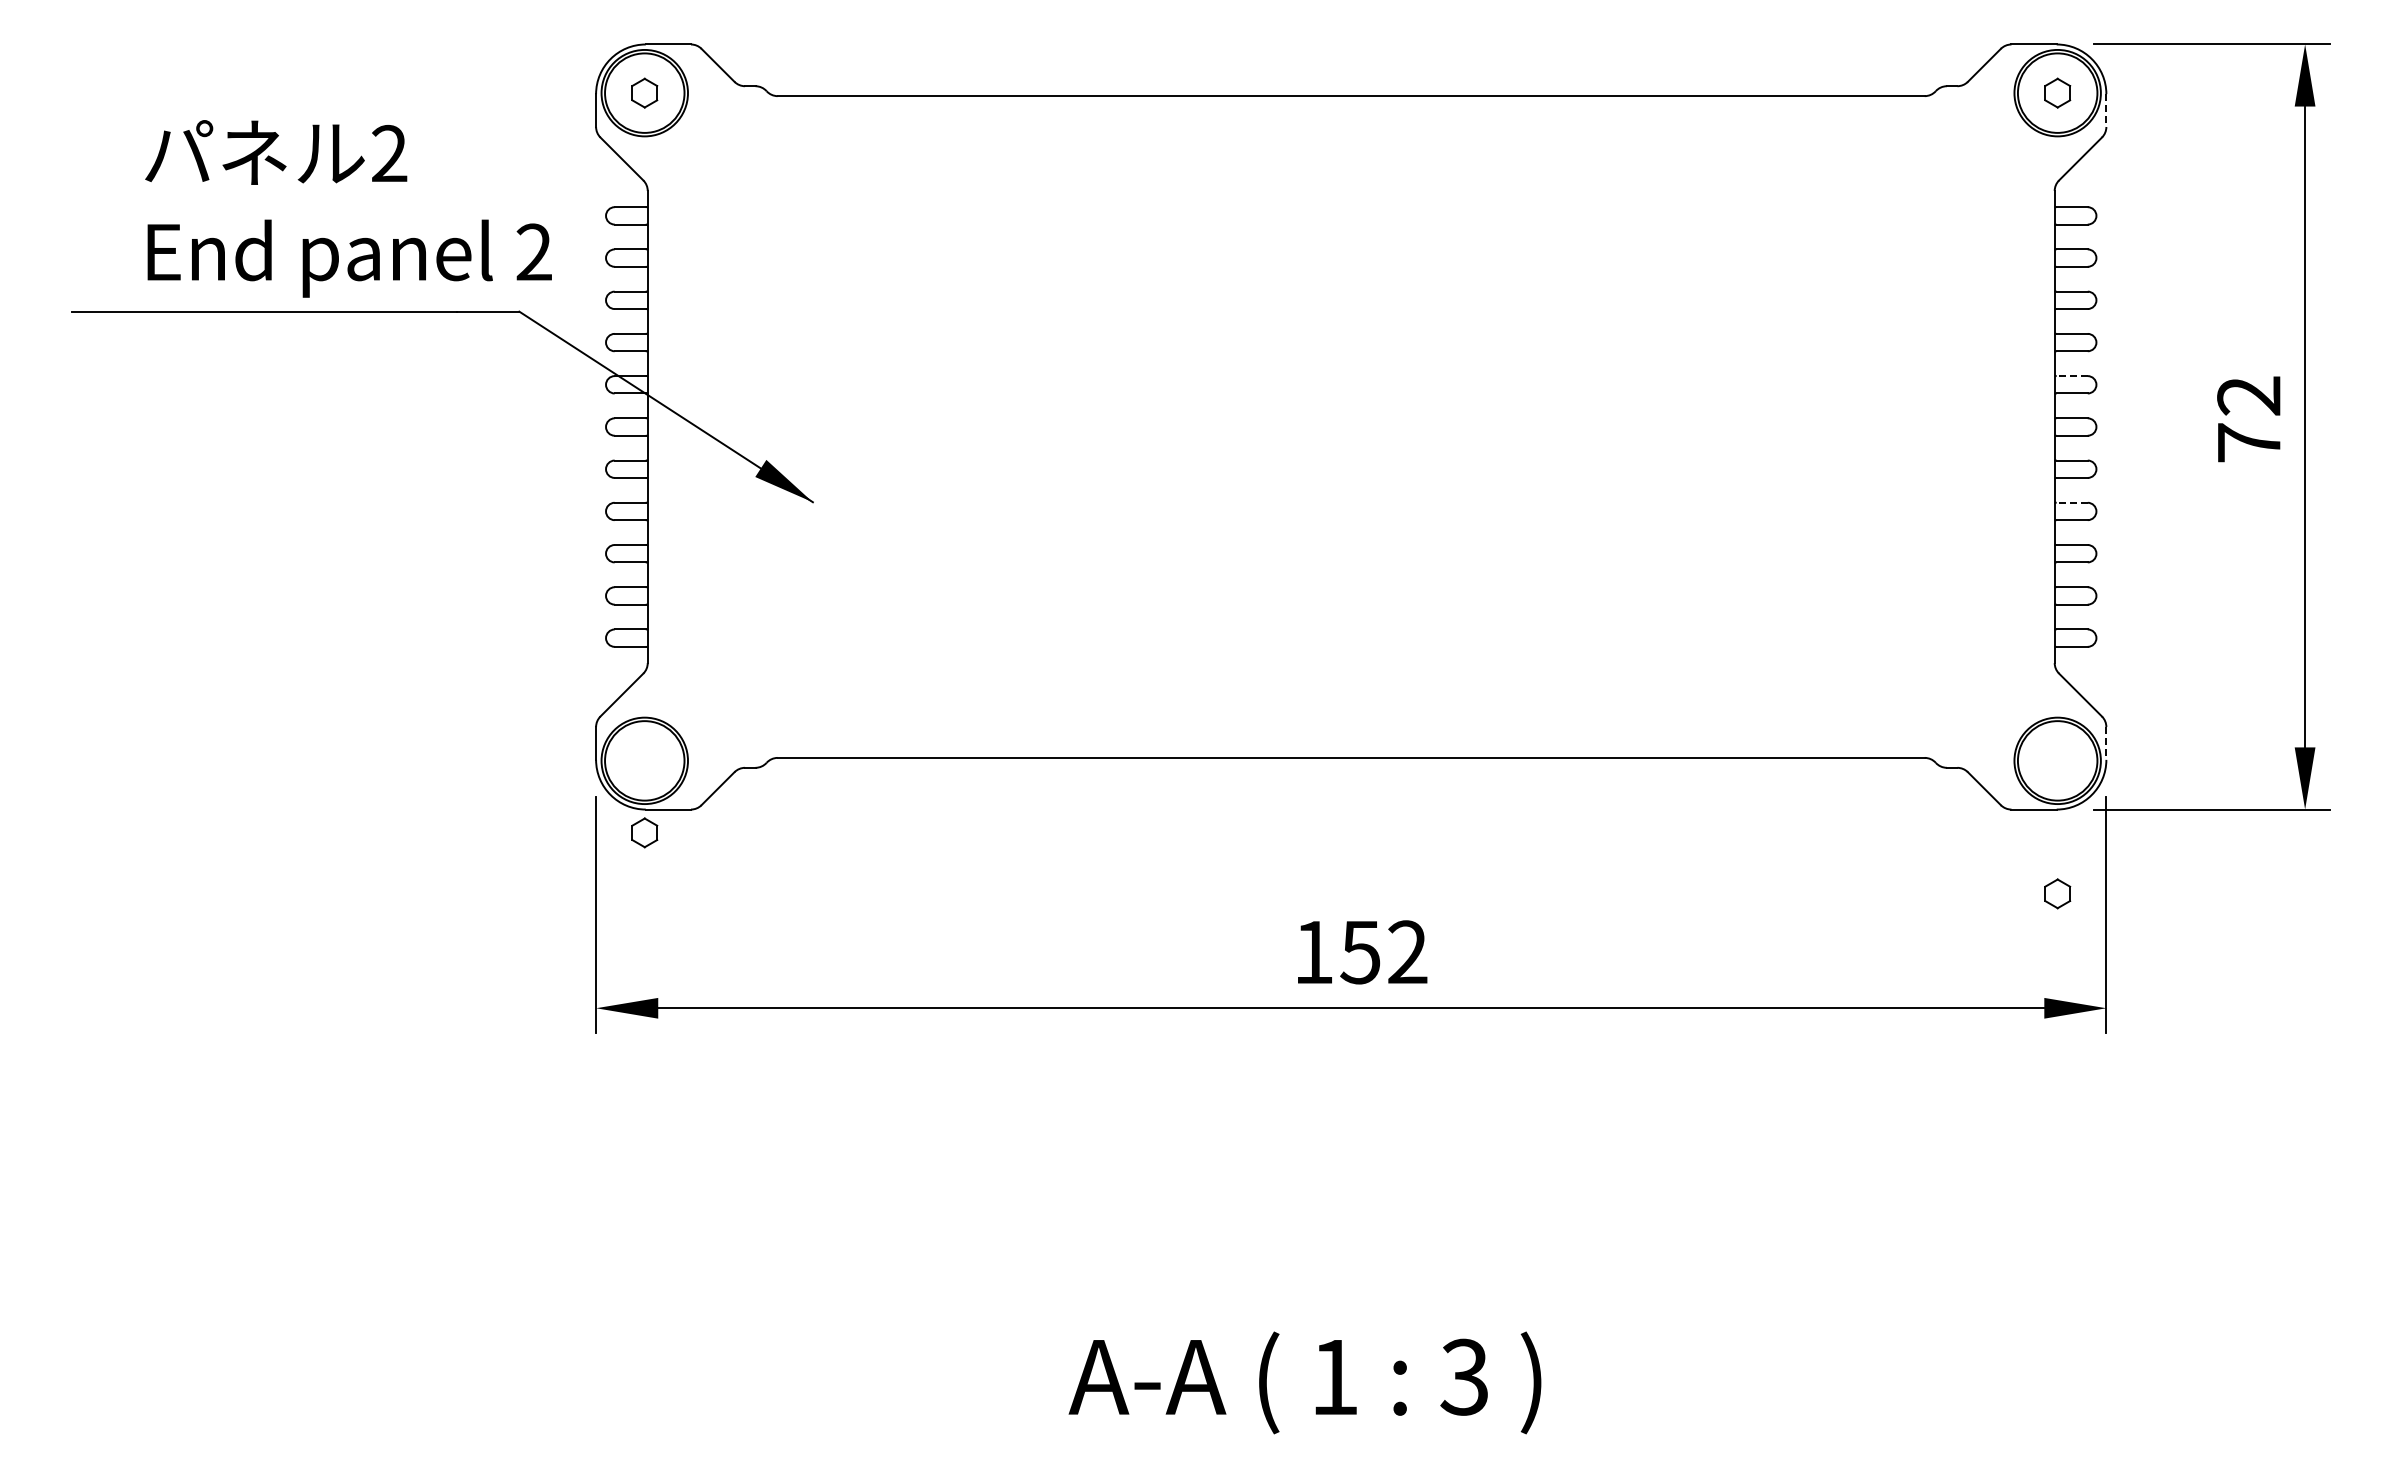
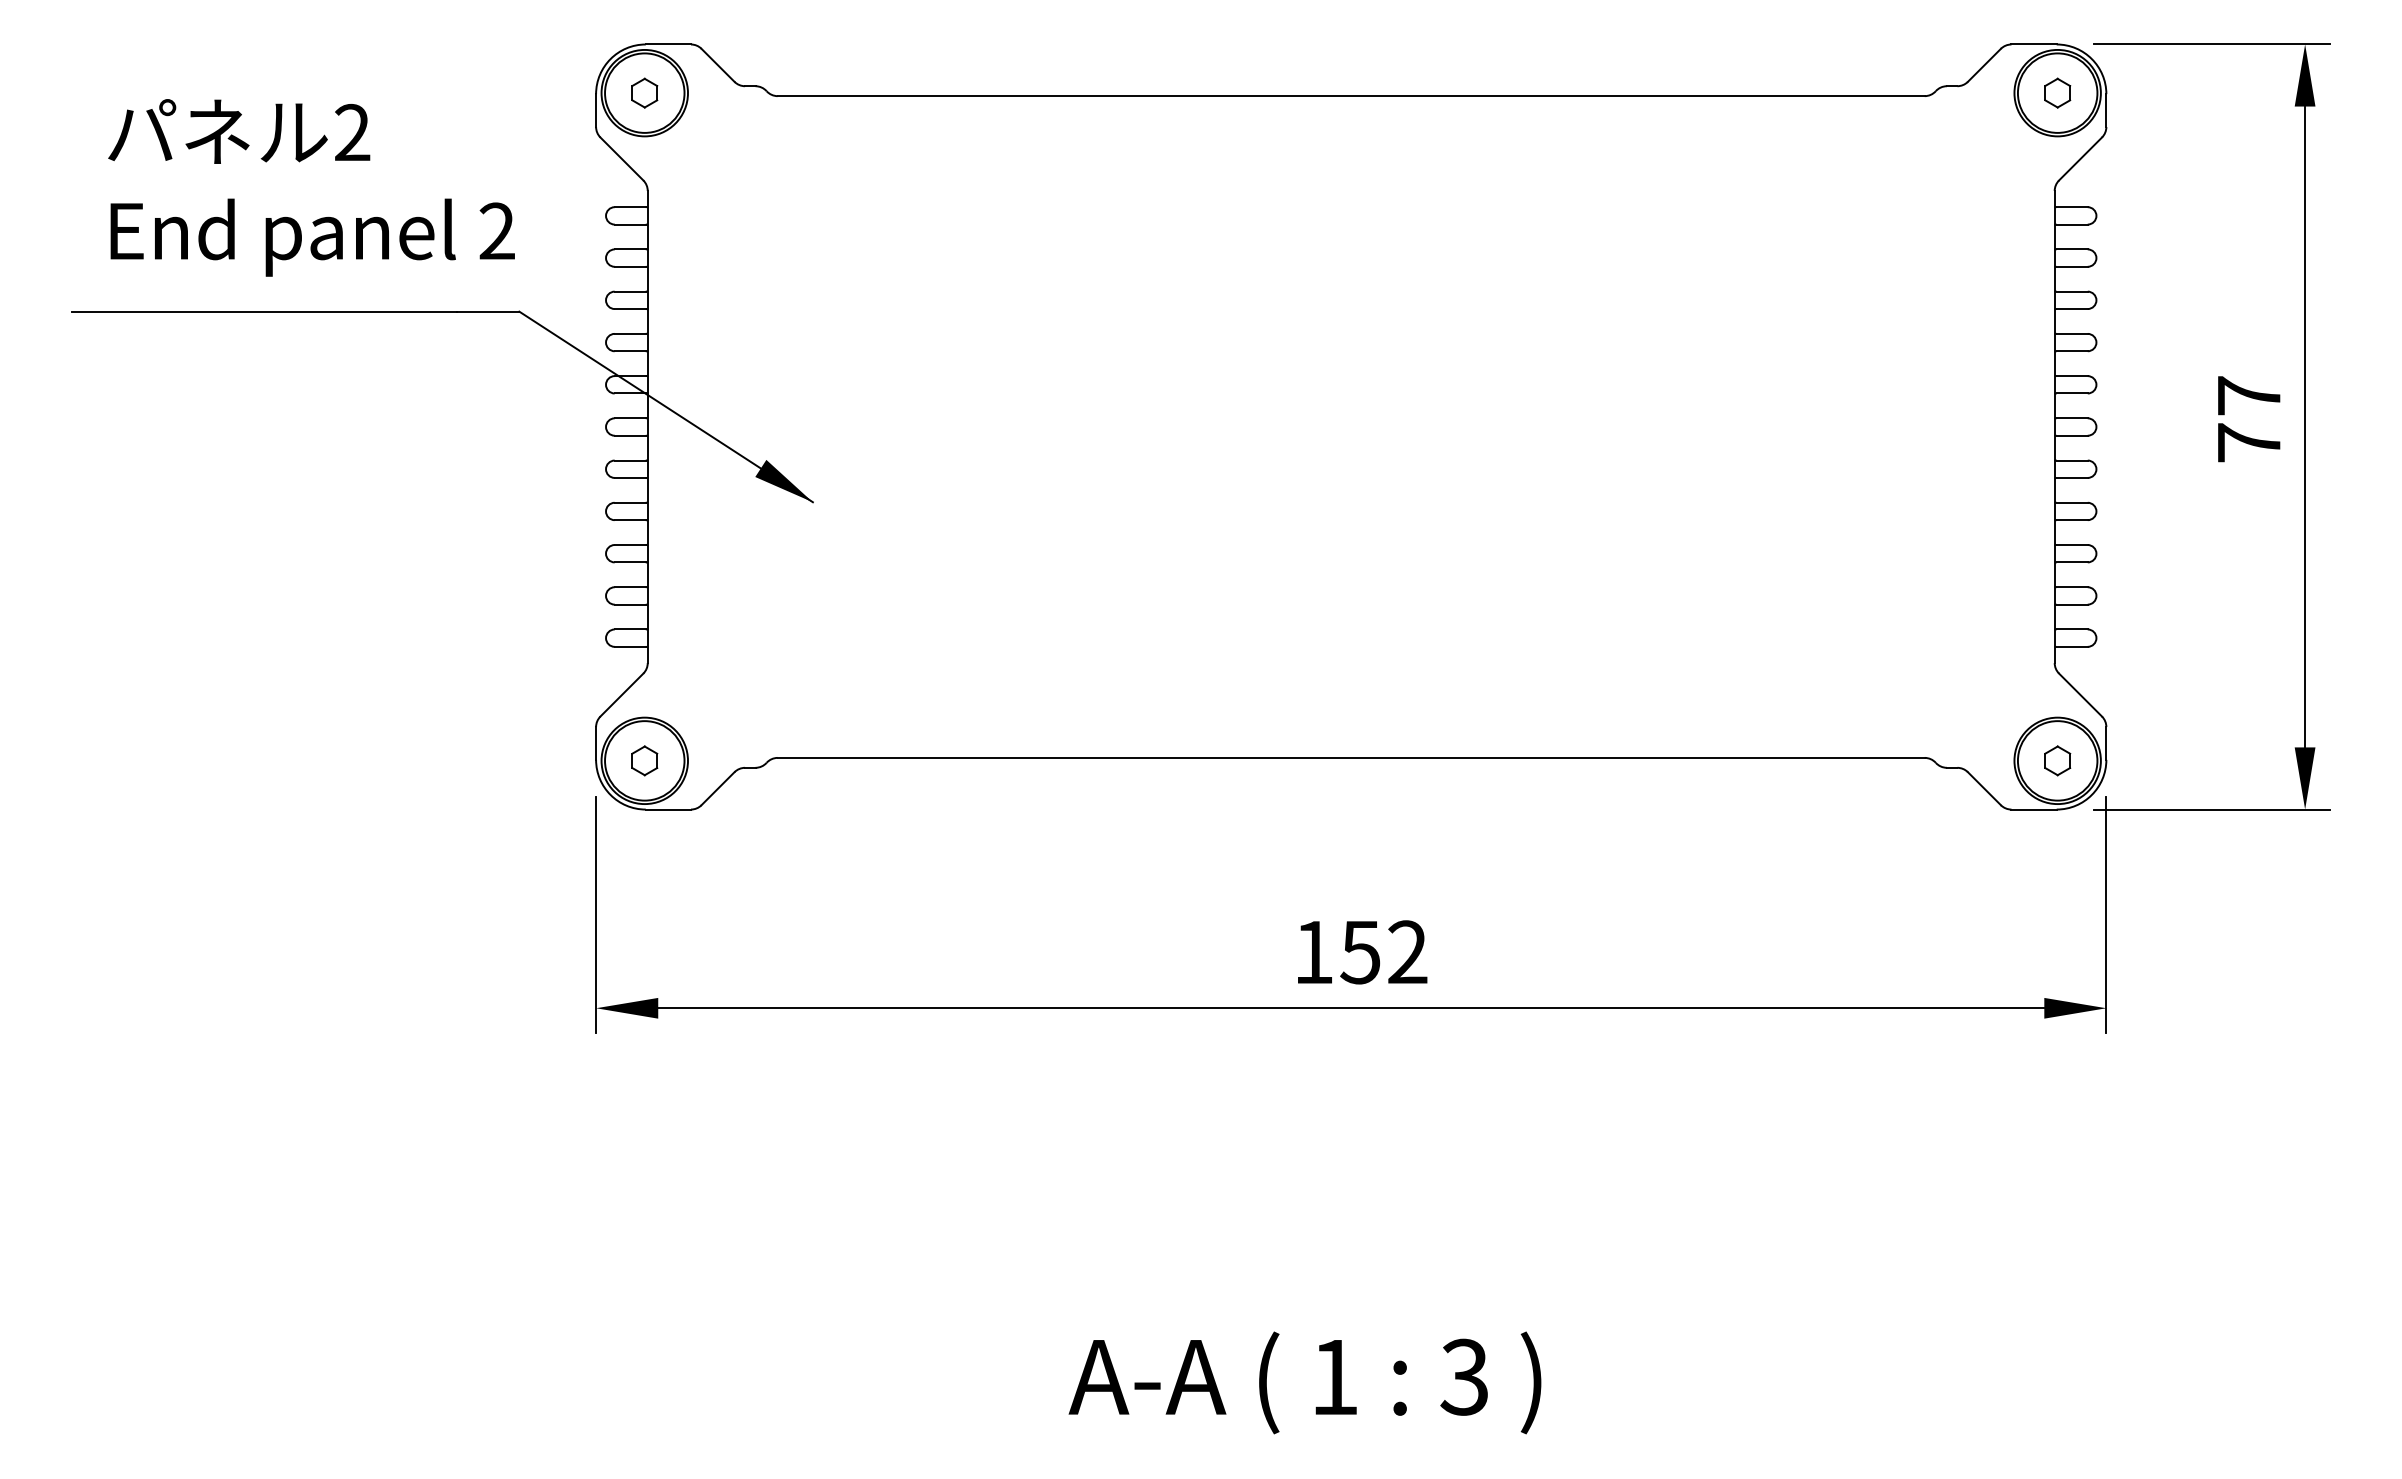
line: dashed -> solid (2106, 111)
text position: (348, 208) -> (311, 187) (311, 187)
line: dashed -> solid (2072, 376)
text: 72 -> 77 (2248, 395)
line: dashed -> solid (2072, 502)
line: dashed -> solid (2106, 743)
part position: (644, 832) -> (644, 760) (644, 760)
part position: (2057, 893) -> (2057, 760) (2057, 760)
